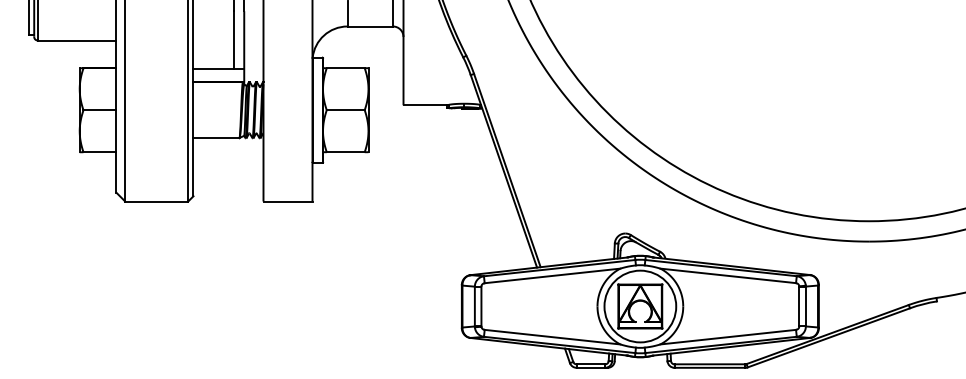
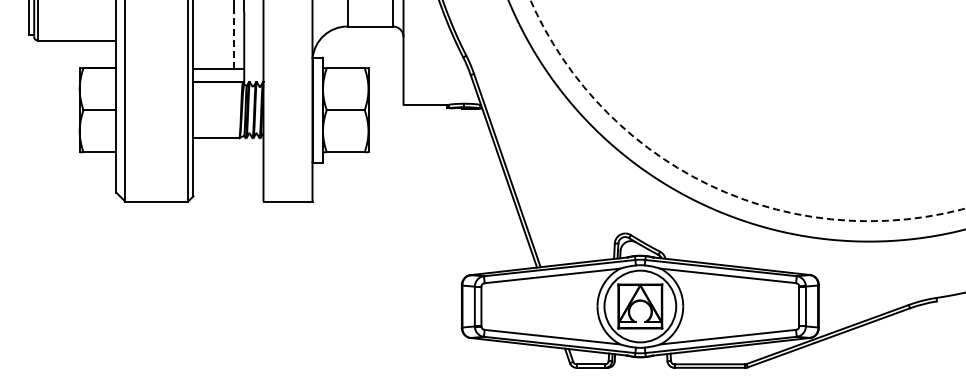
line: solid -> dashed (233, 39)
circle: solid -> dashed (747, 110)
